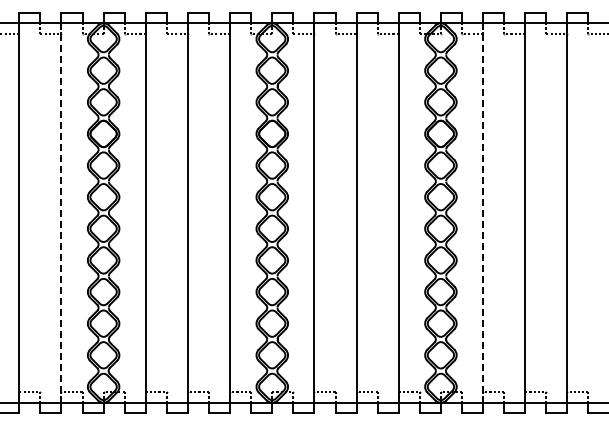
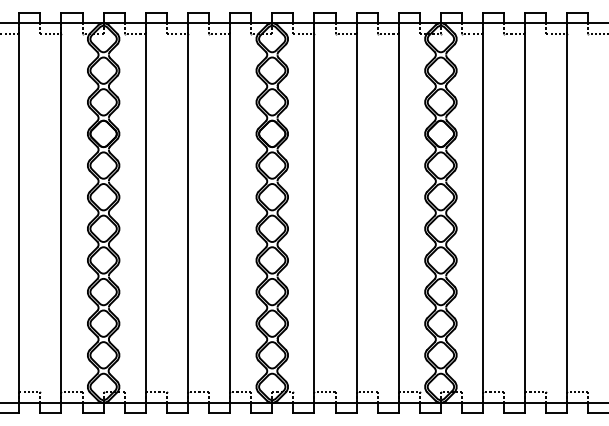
line: dashed -> solid (61, 213)
line: dashed -> solid (483, 213)
